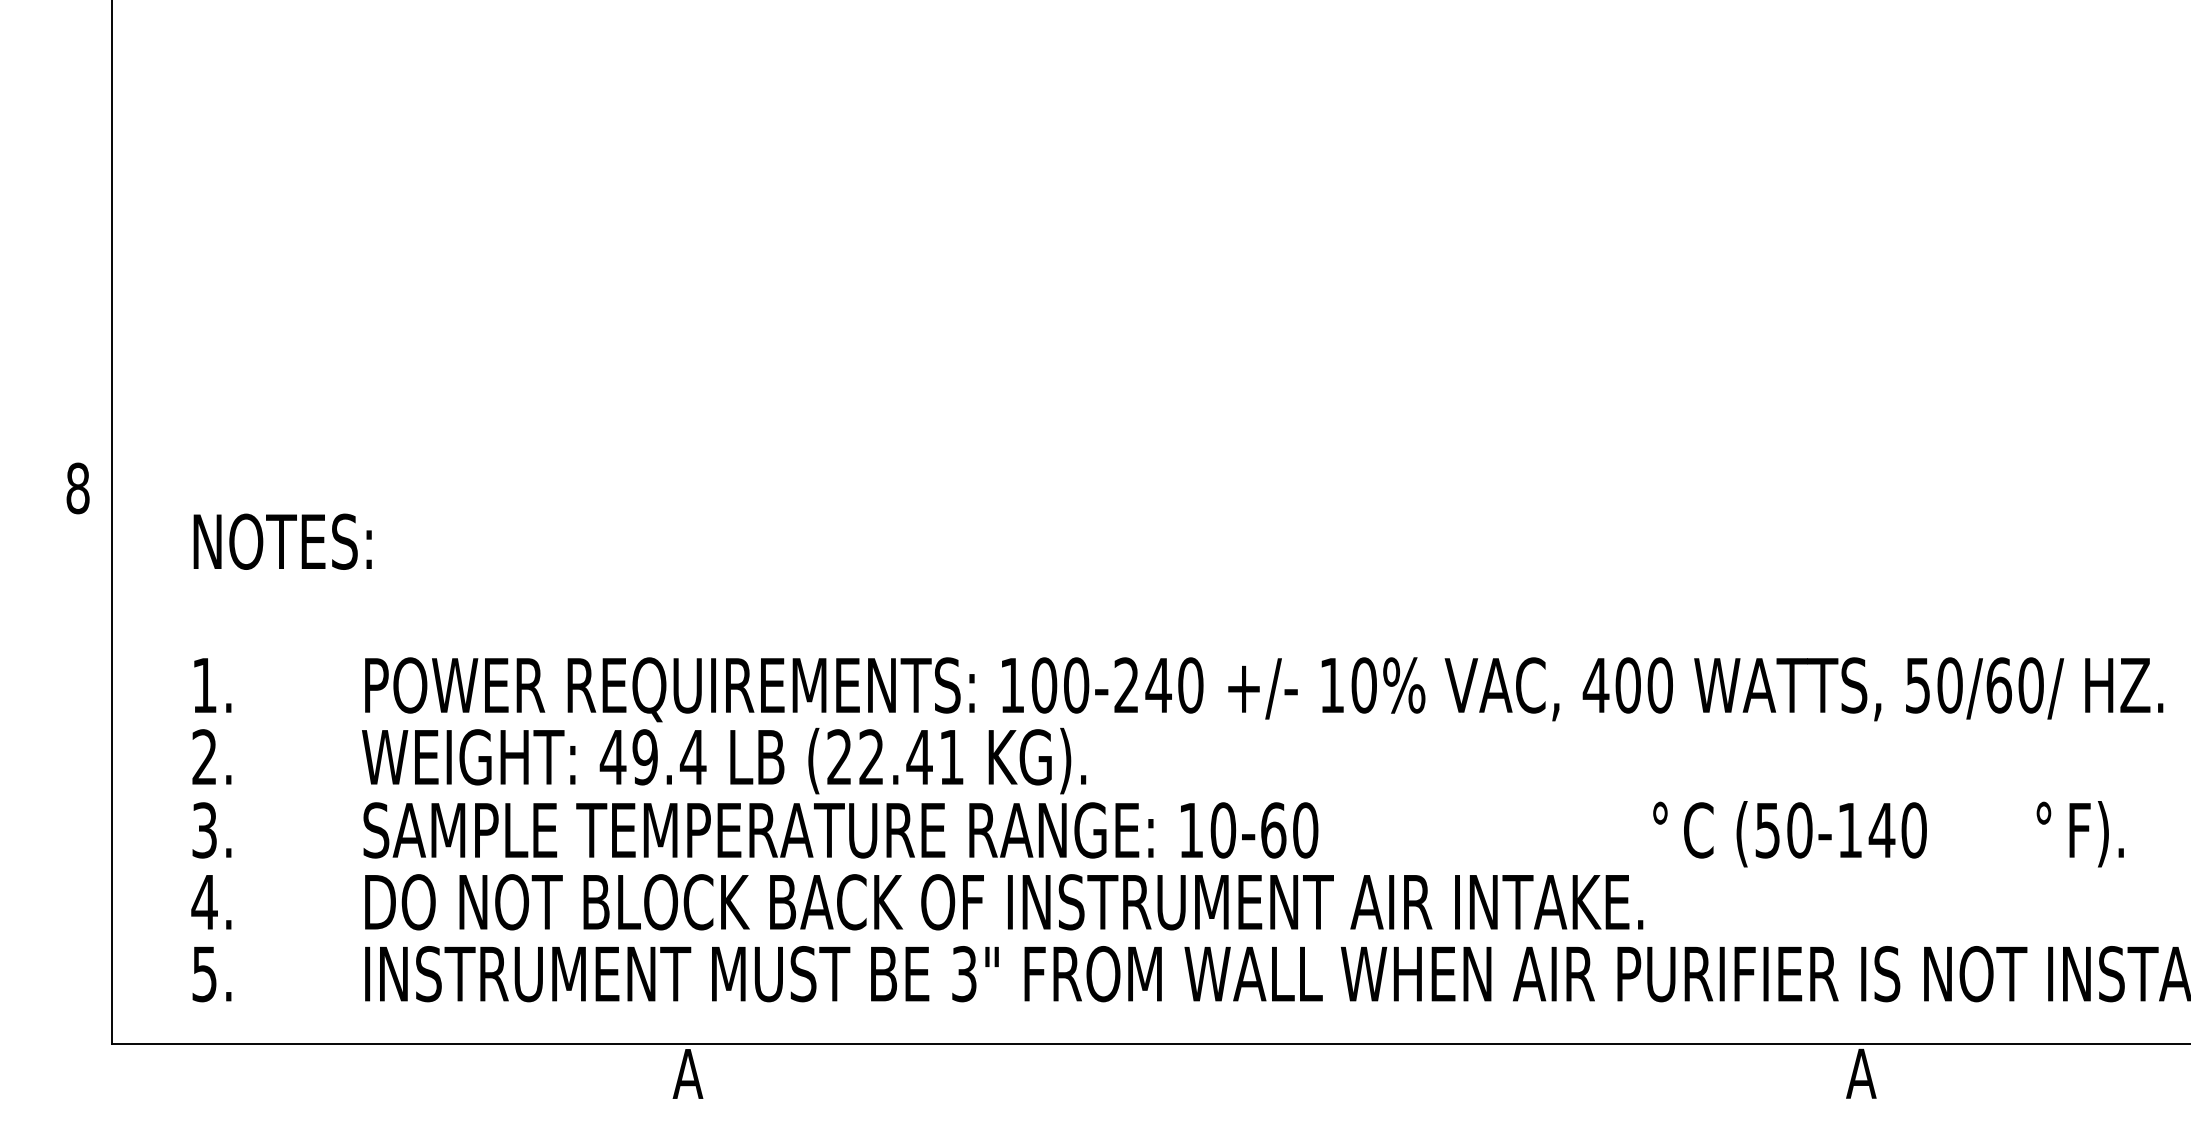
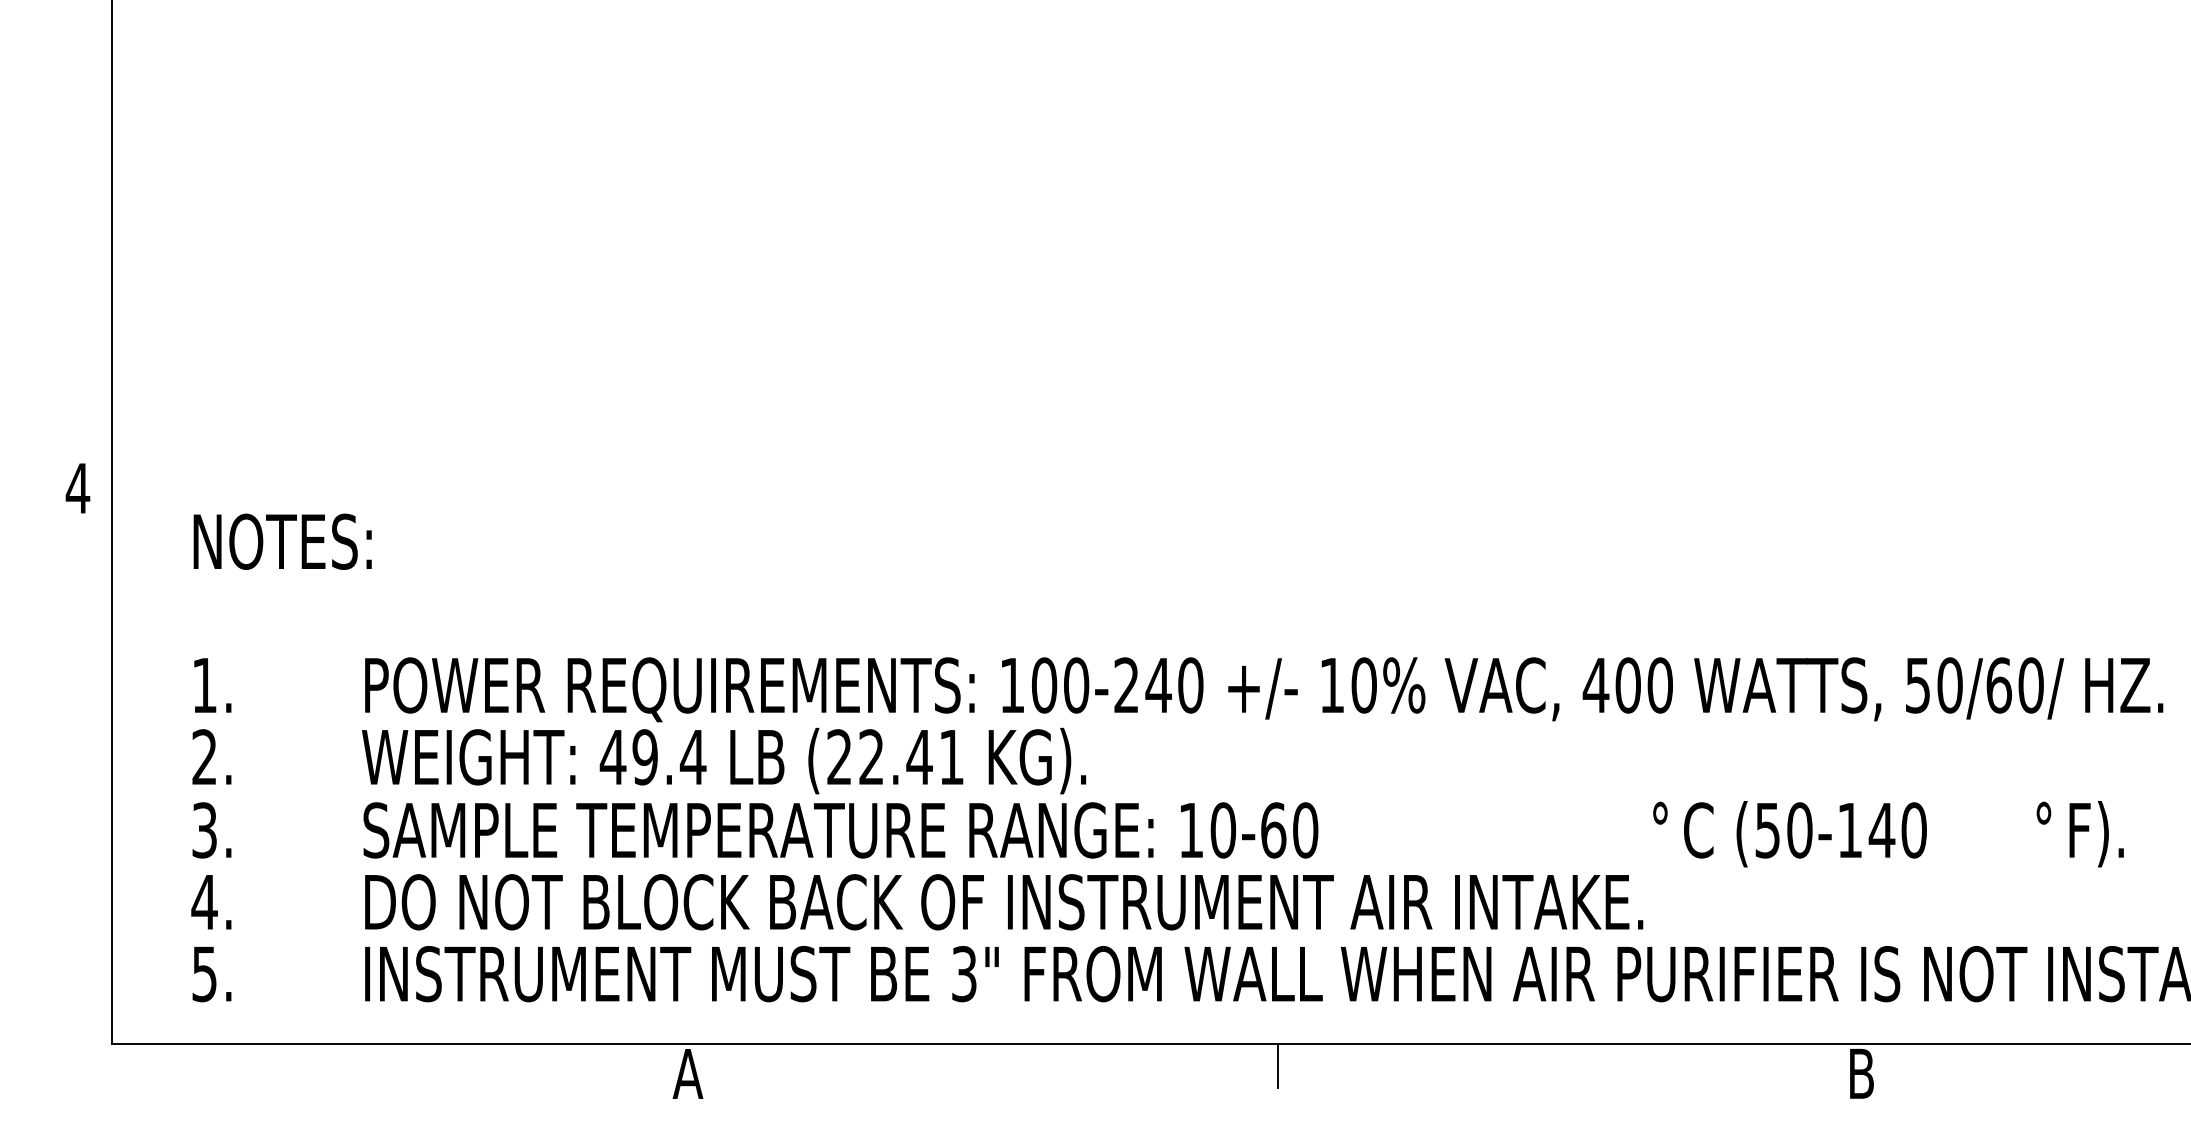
text: 8 -> 4 (77, 488)
line: none -> present (1278, 1065)
text: A -> B (1861, 1073)
